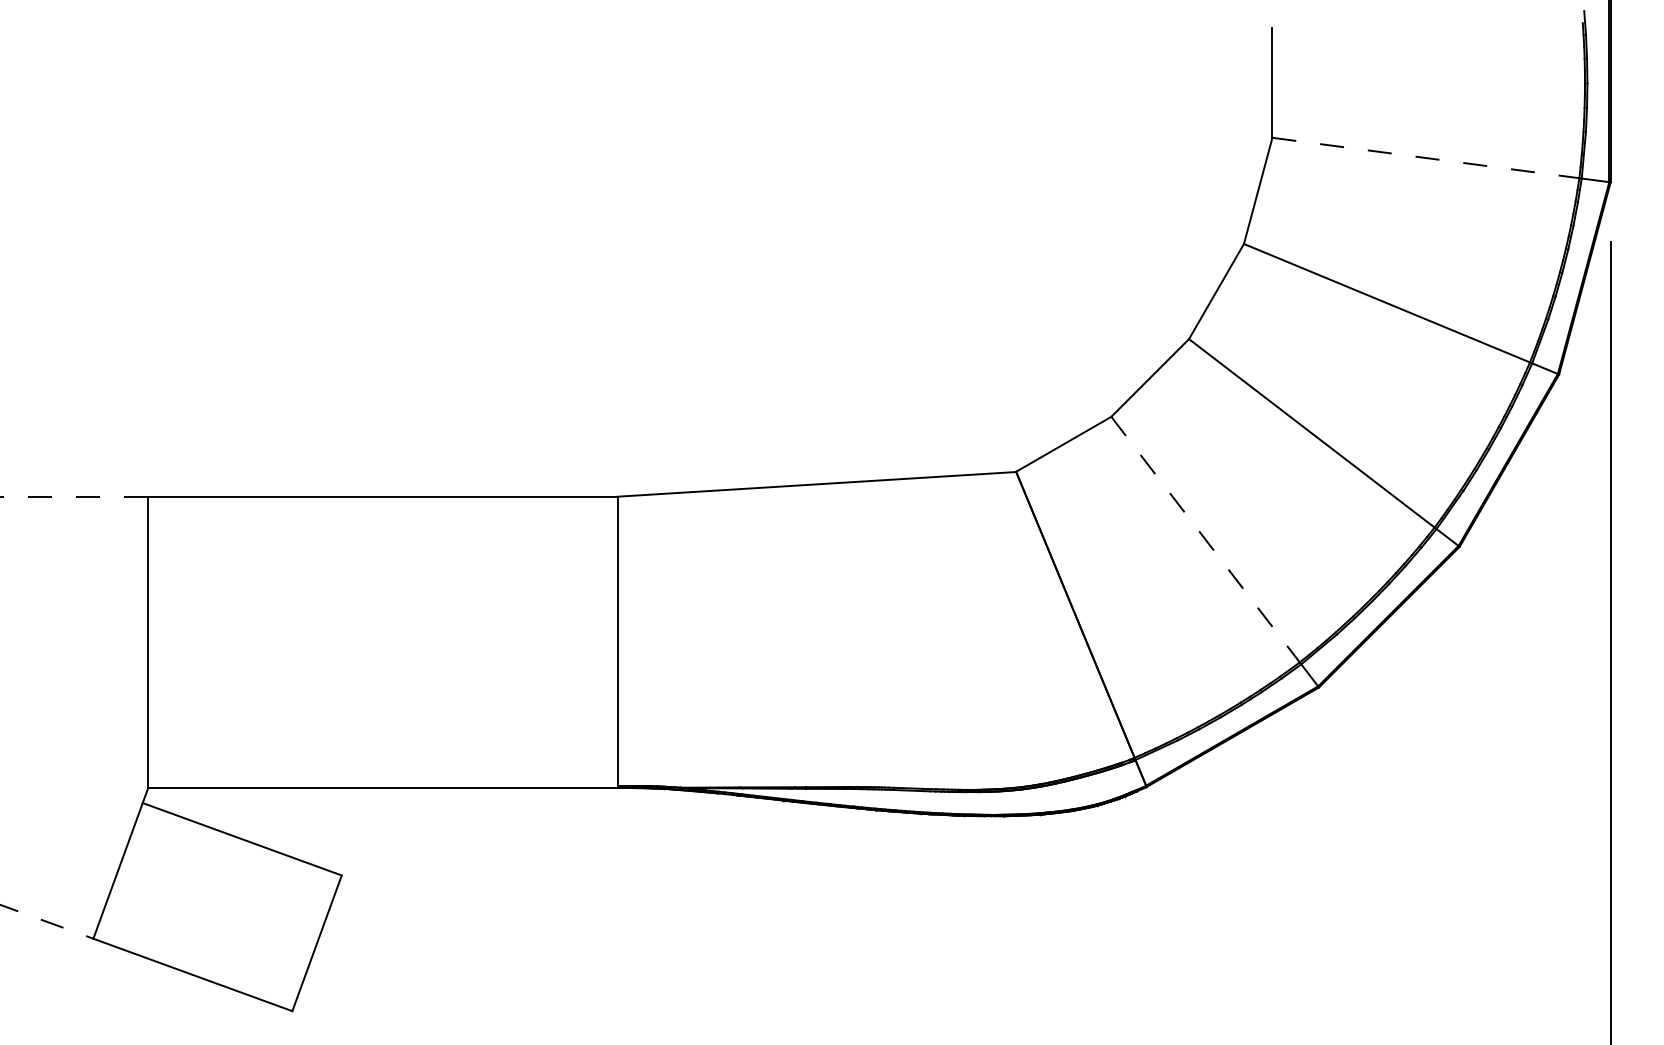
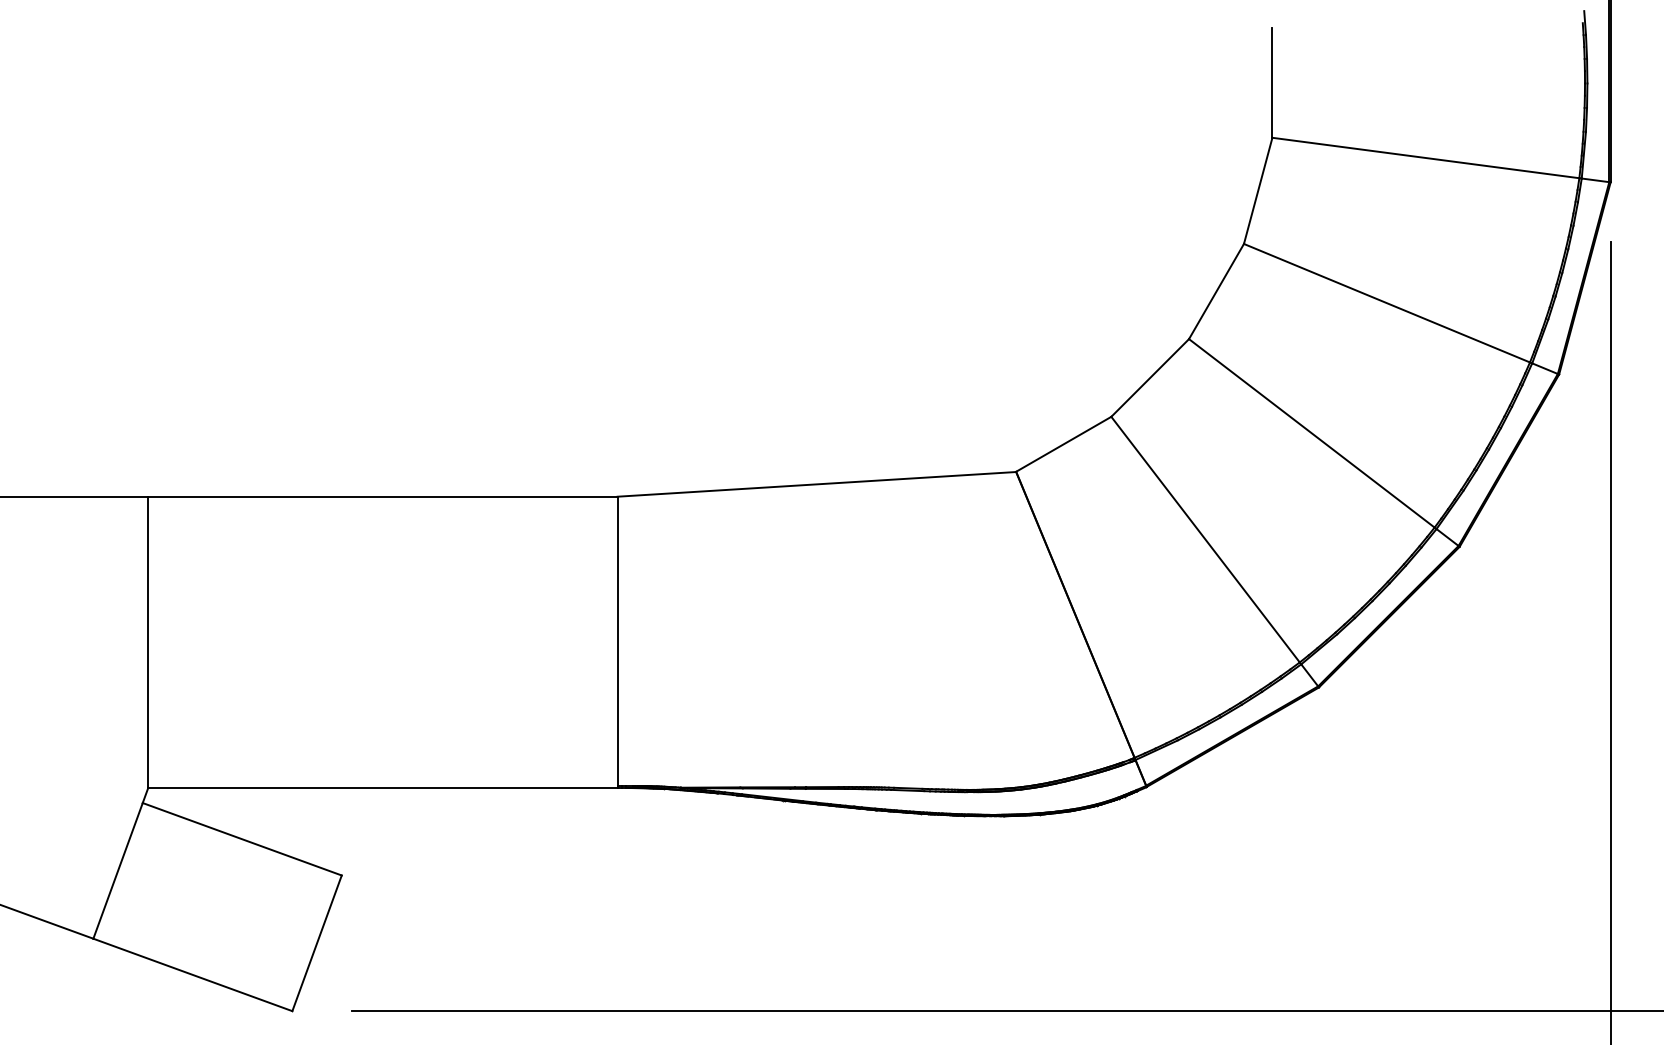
line: dashed -> solid (1425, 158)
line: dashed -> solid (74, 496)
line: dashed -> solid (1205, 539)
line: dashed -> solid (47, 921)
line: none -> present (1006, 1011)
